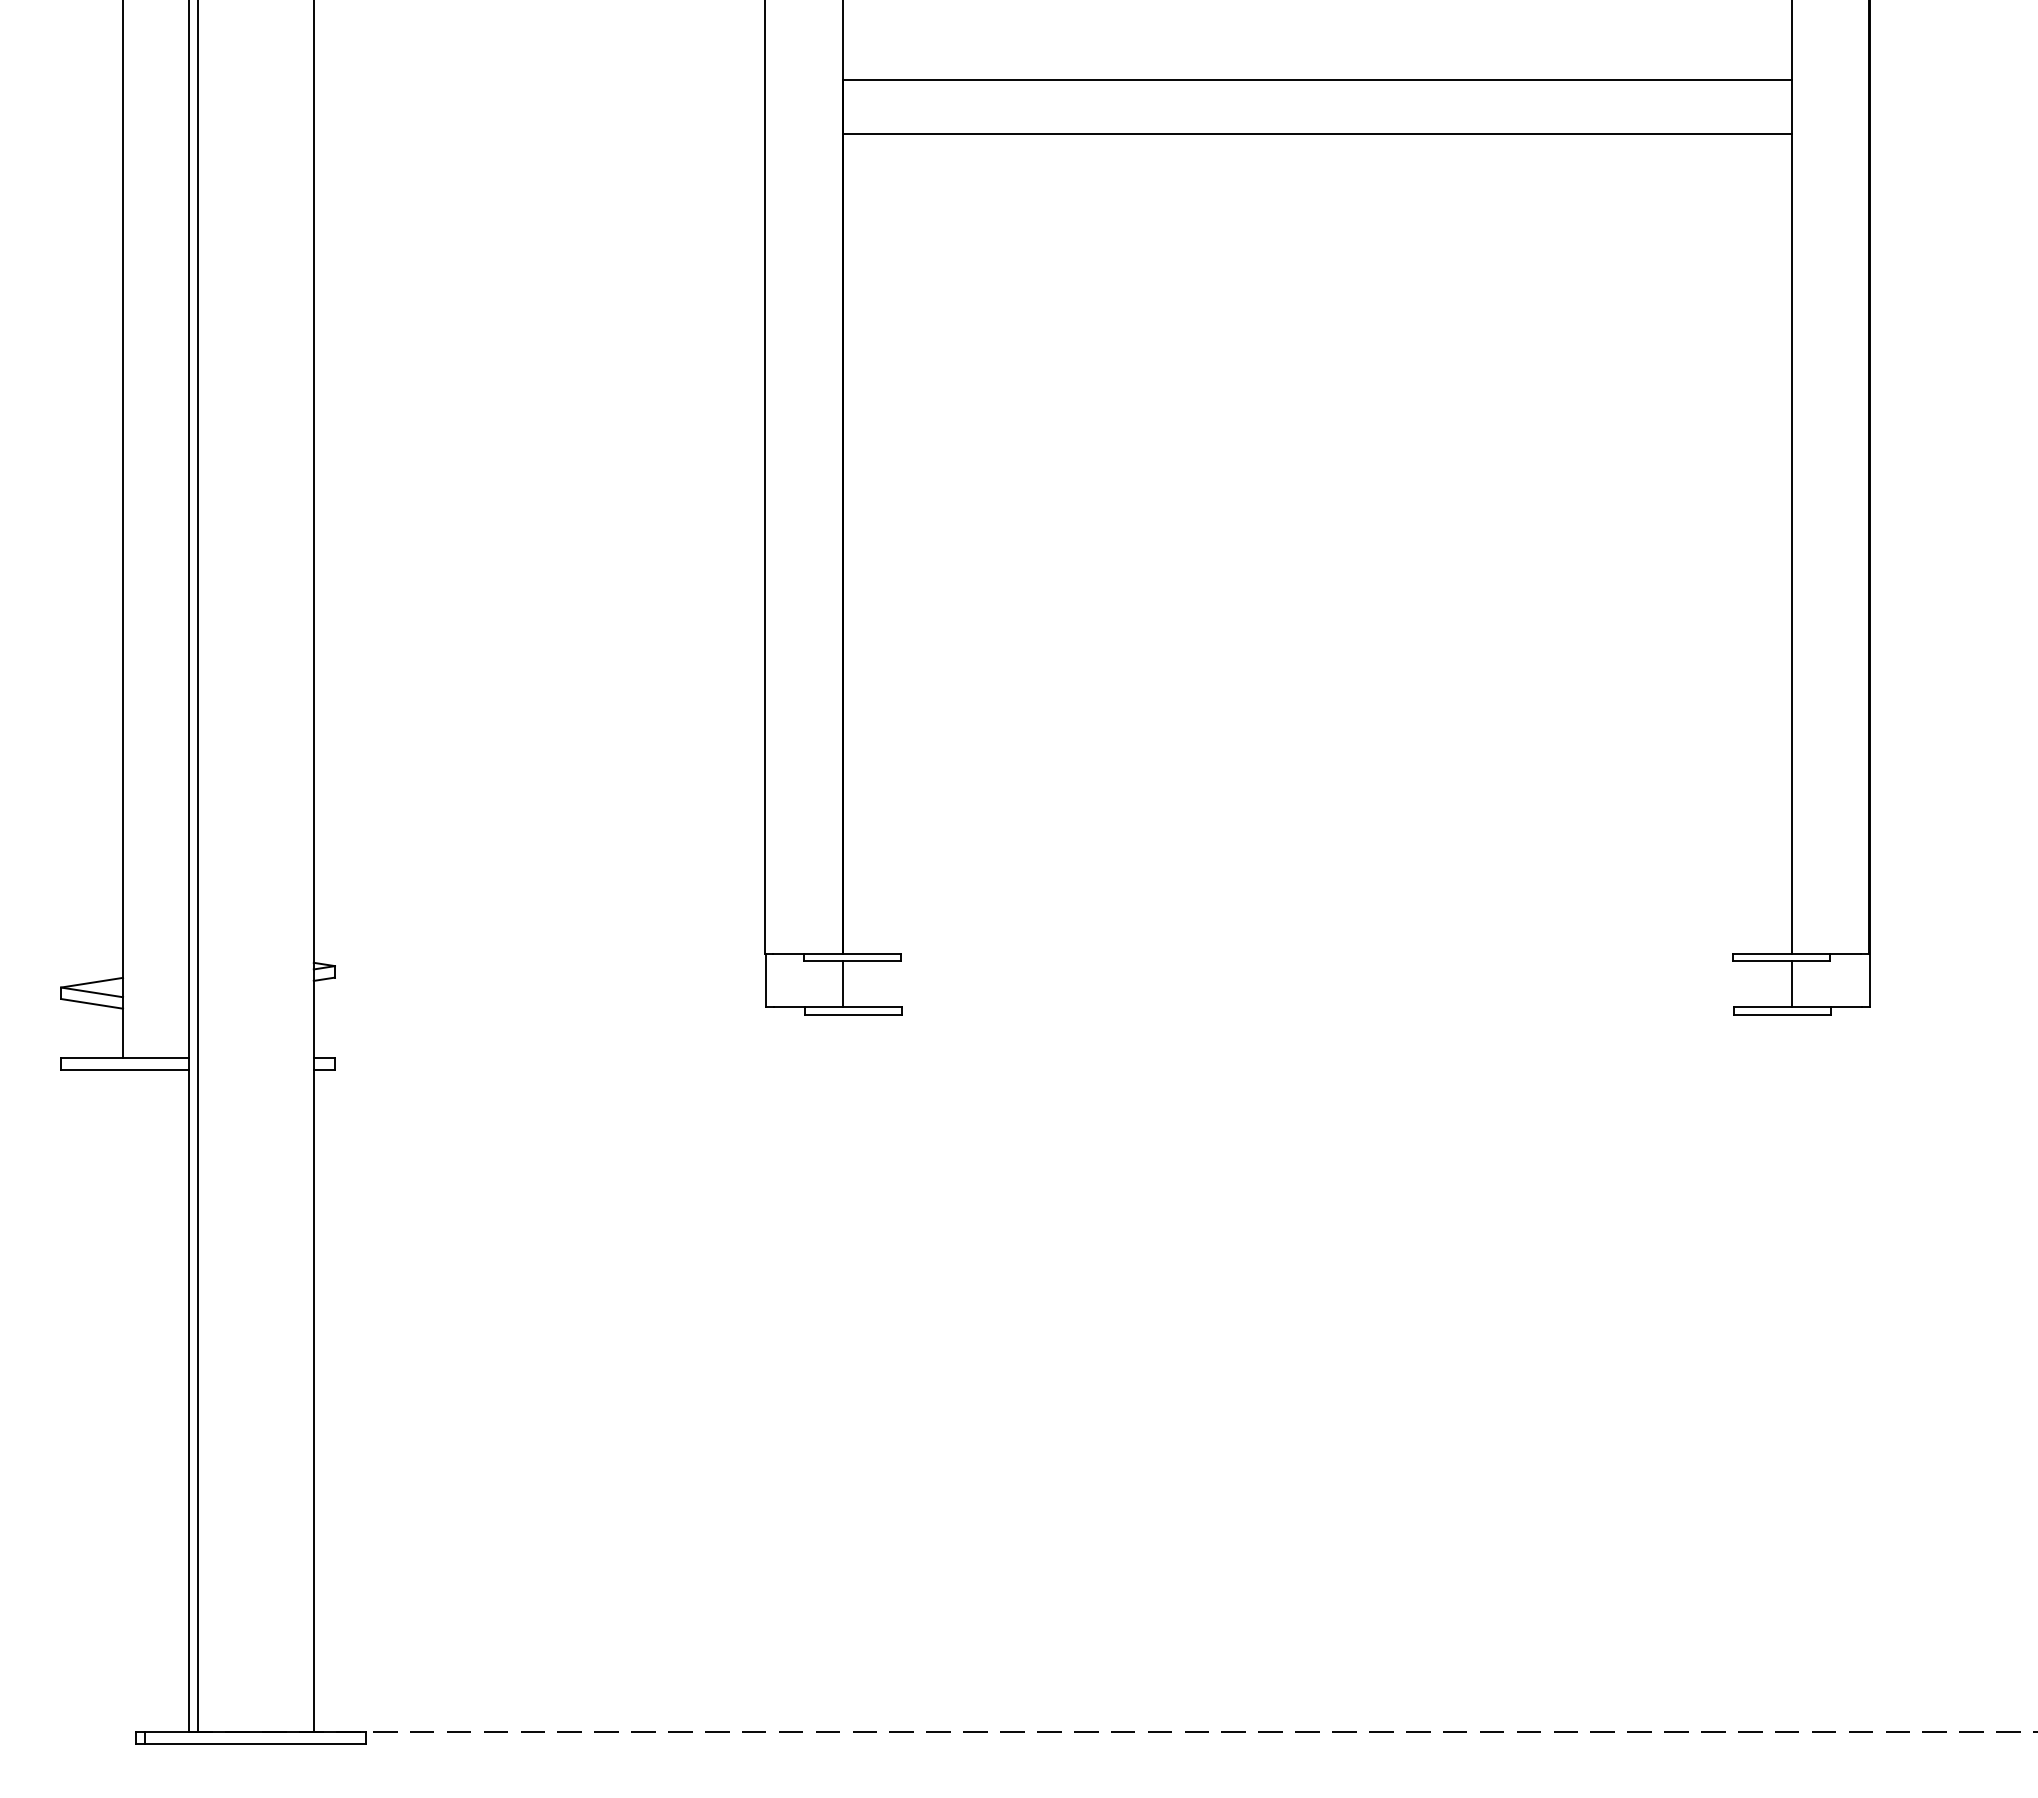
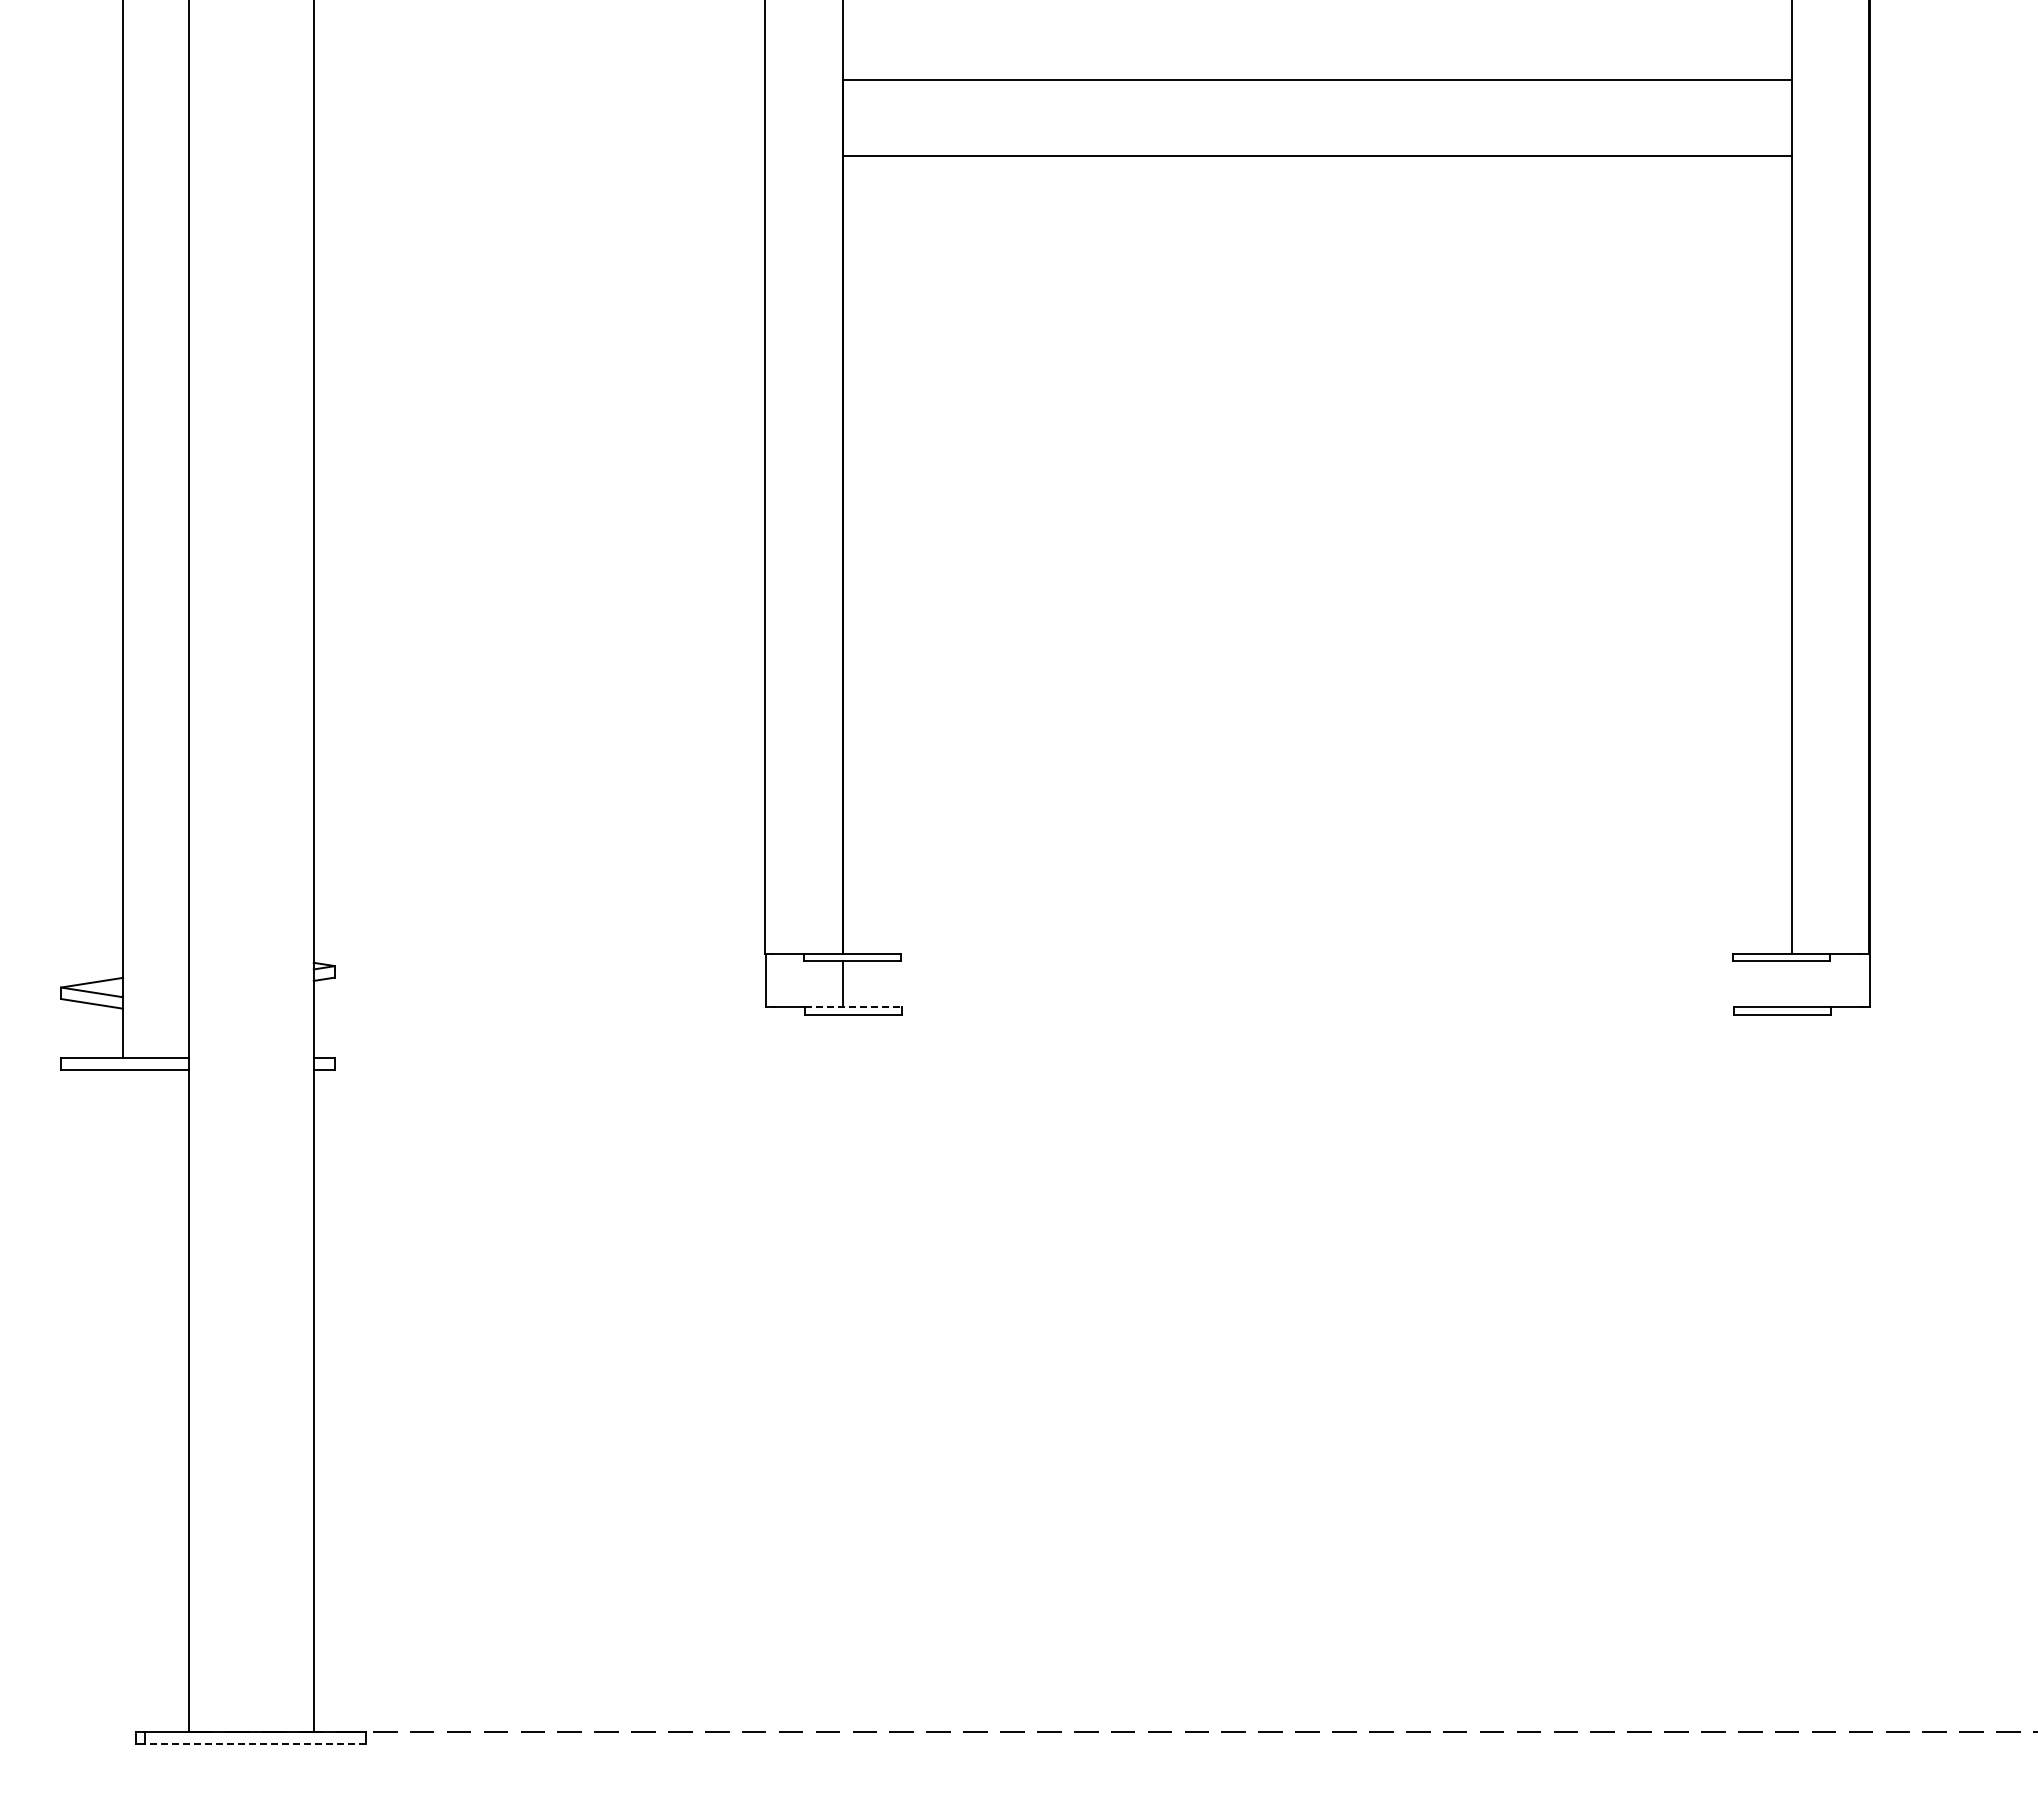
line position: (1317, 133) -> (1317, 155) (1317, 155)
line: present -> none (197, 867)
line: present -> none (1792, 984)
line: solid -> dashed (853, 1007)
line: solid -> dashed (255, 1743)
